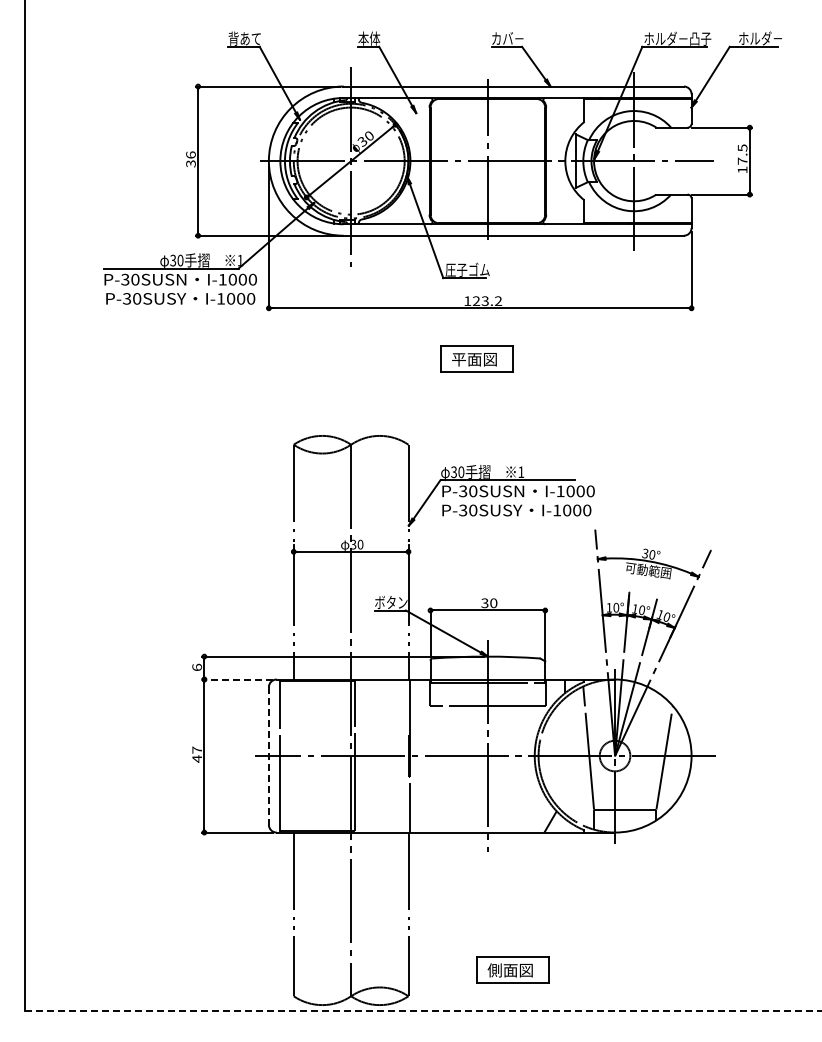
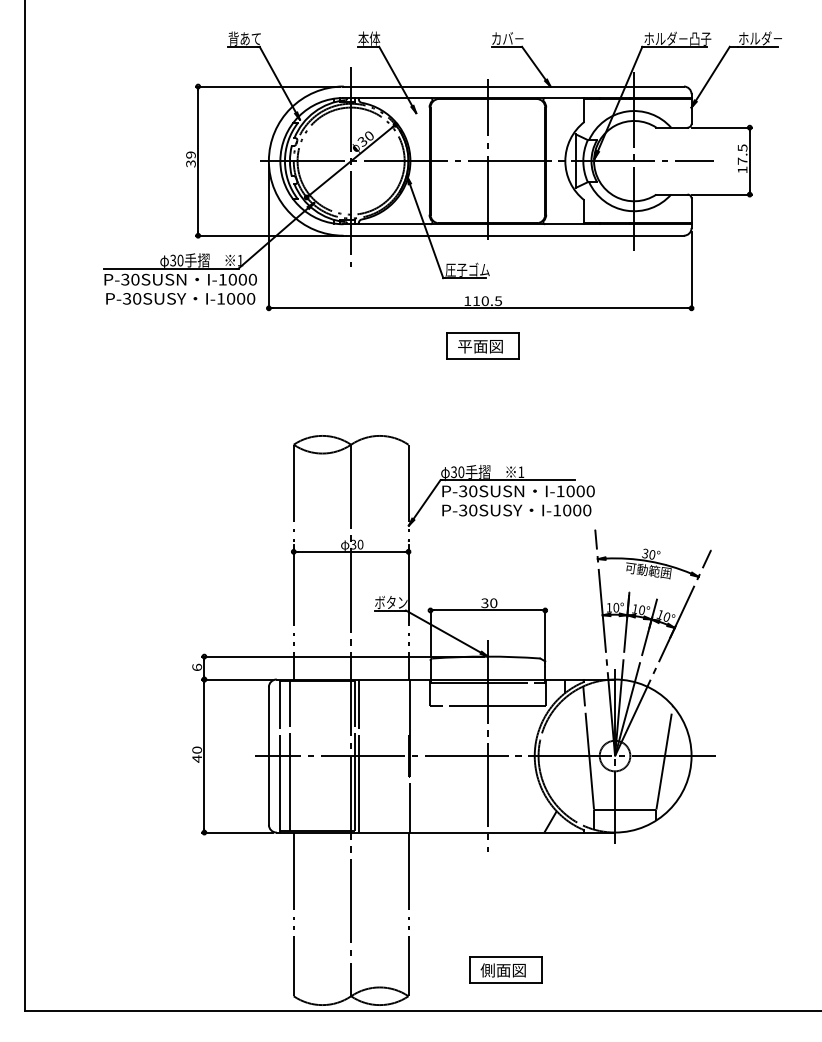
text: 36 -> 39 (190, 154)
text: 123.2 -> 110.5 (487, 301)
part position: (476, 358) -> (482, 345) (482, 345)
line: dashed -> solid (237, 679)
text: 47 -> 40 (197, 749)
line: none -> present (289, 755)
line: none -> present (358, 755)
line: dashed -> solid (268, 756)
part position: (512, 969) -> (505, 969) (505, 969)
line: dashed -> solid (423, 1010)
